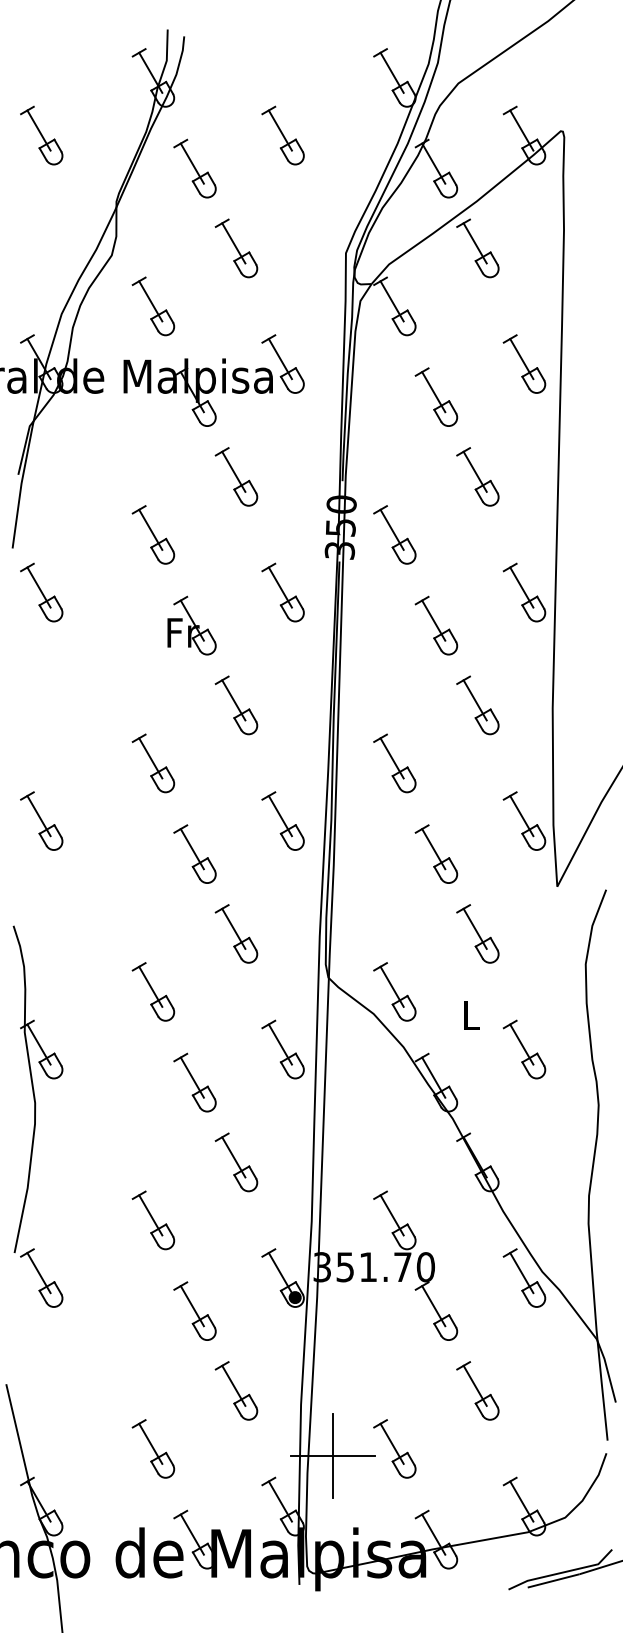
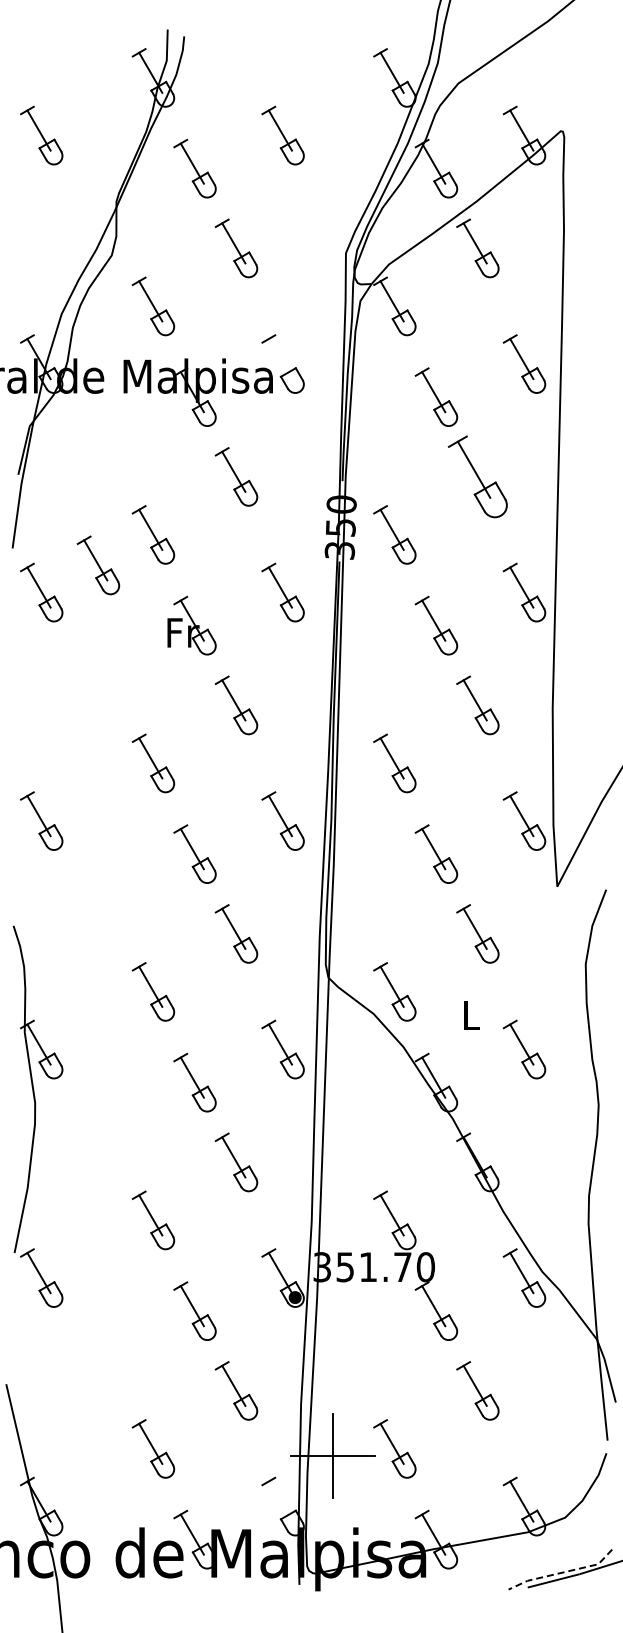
line: present -> none (279, 358)
part size: 44x60 px -> 61x84 px (477, 476)
part: none -> present (98, 565)
line: present -> none (279, 1501)
line: solid -> dashed (562, 1572)
